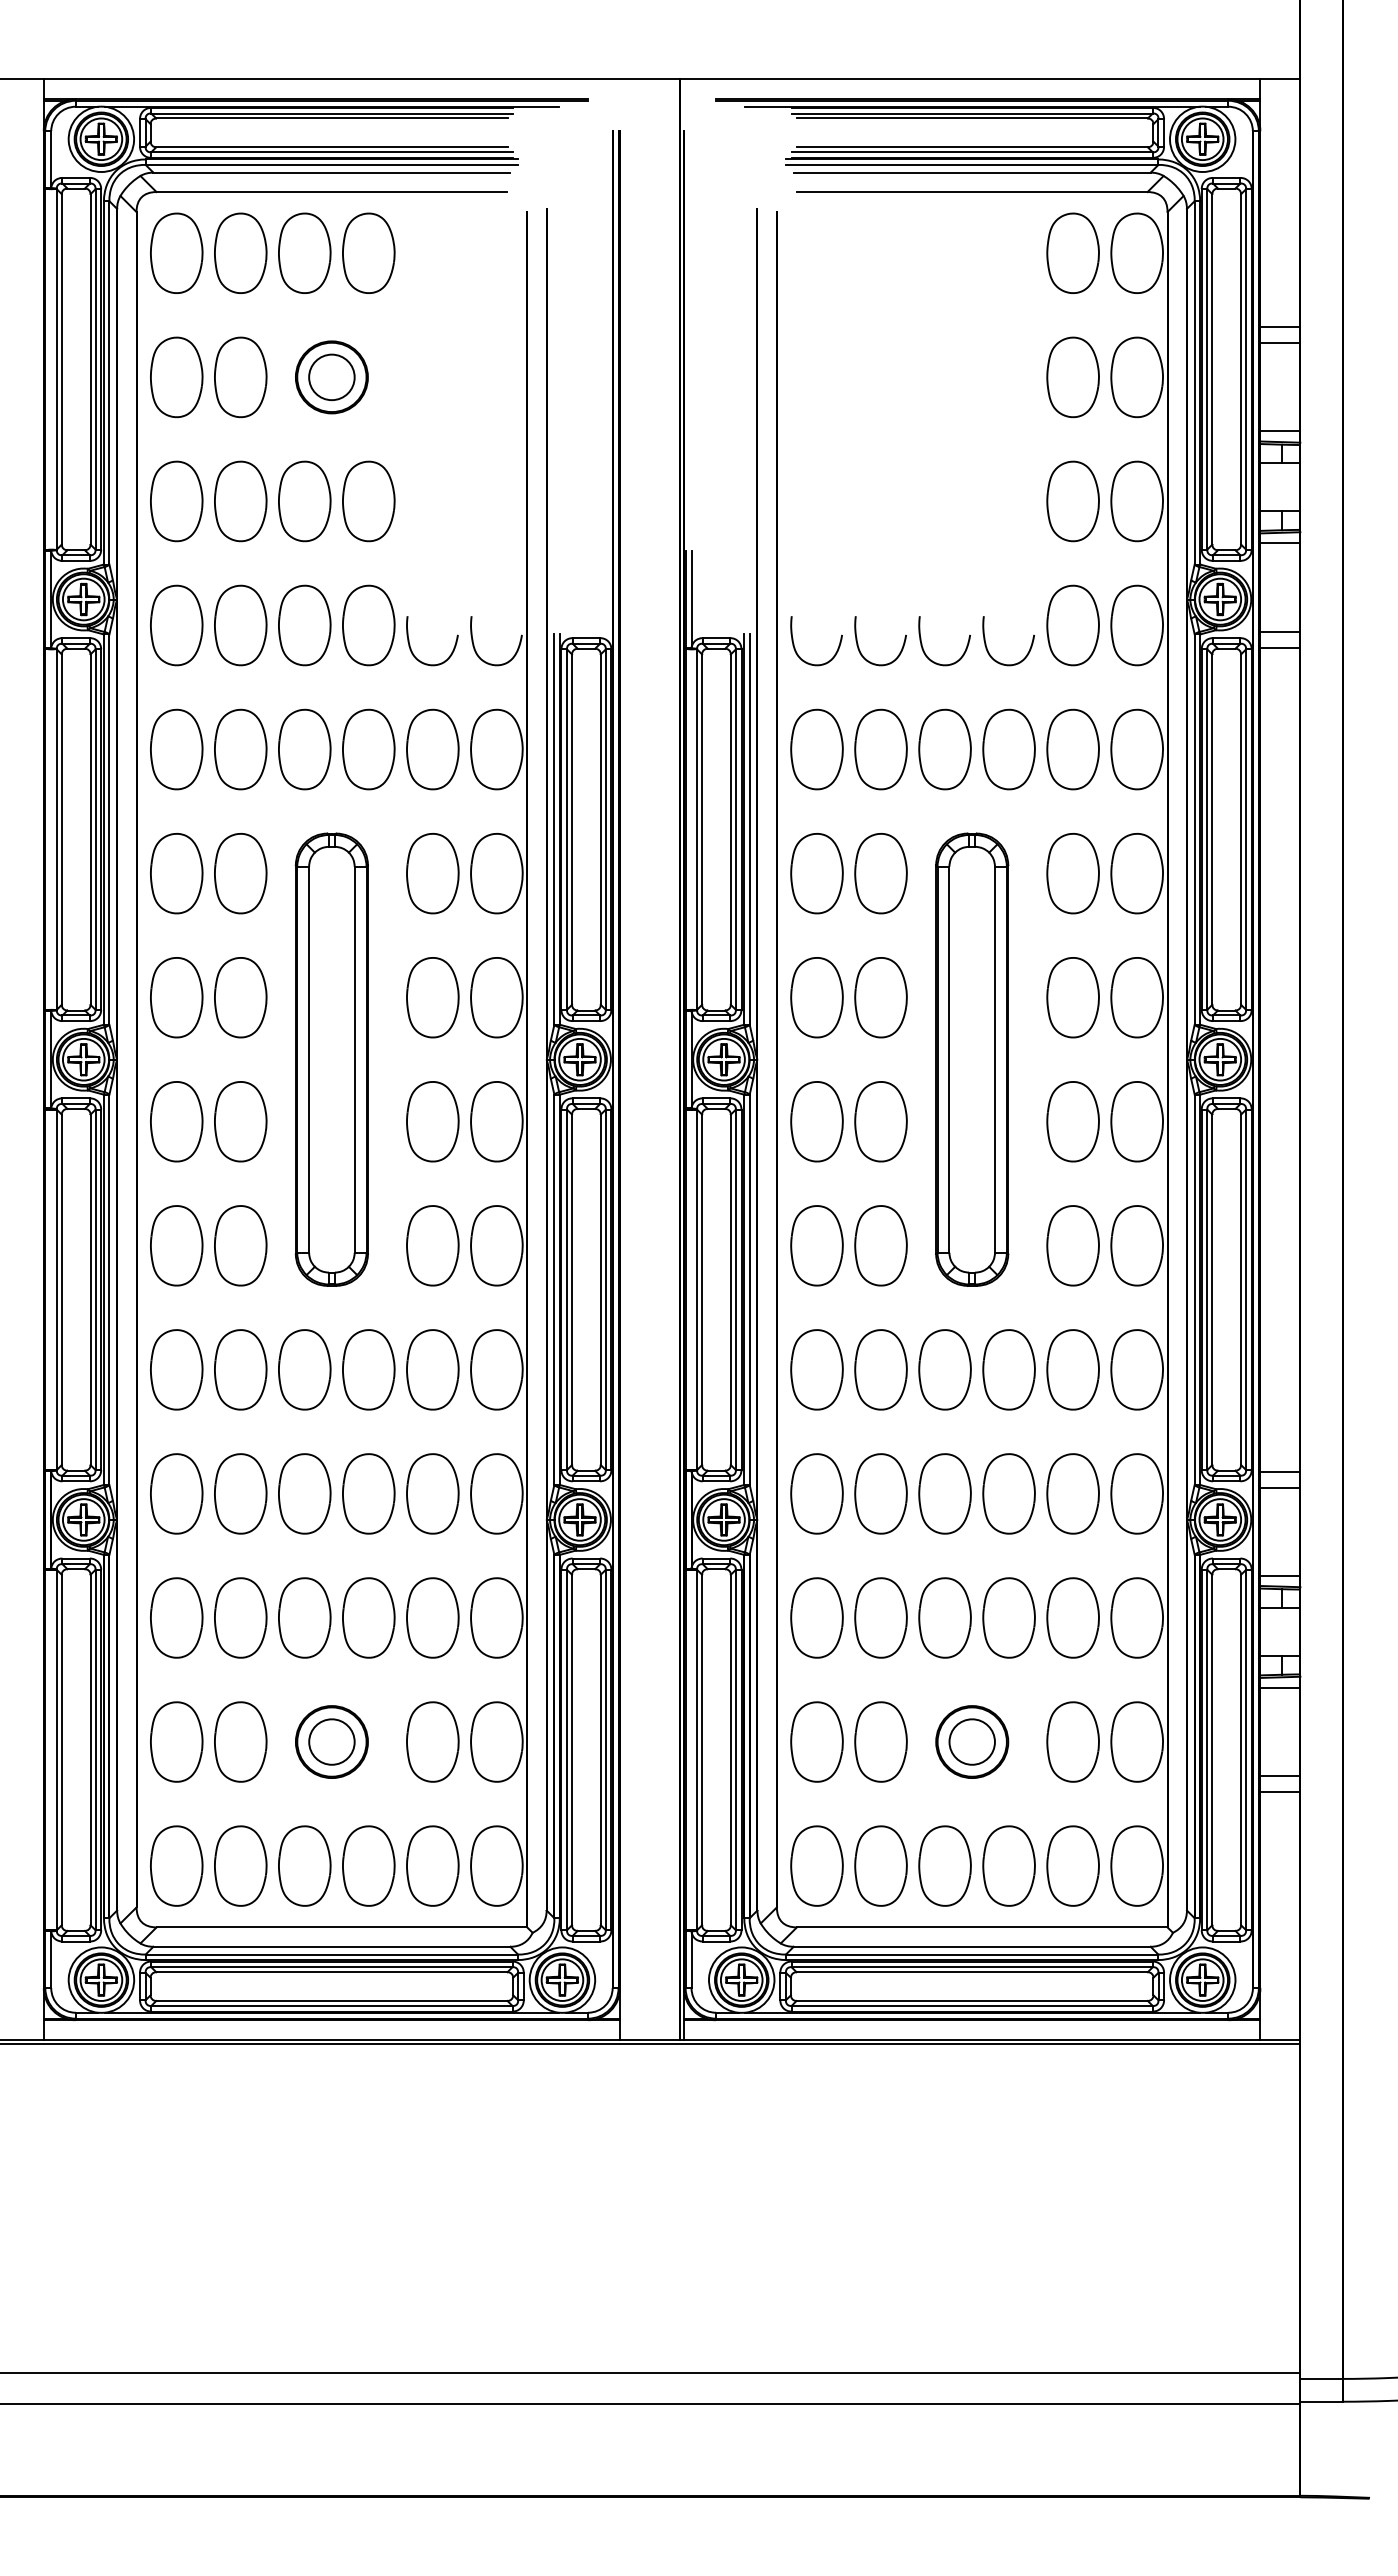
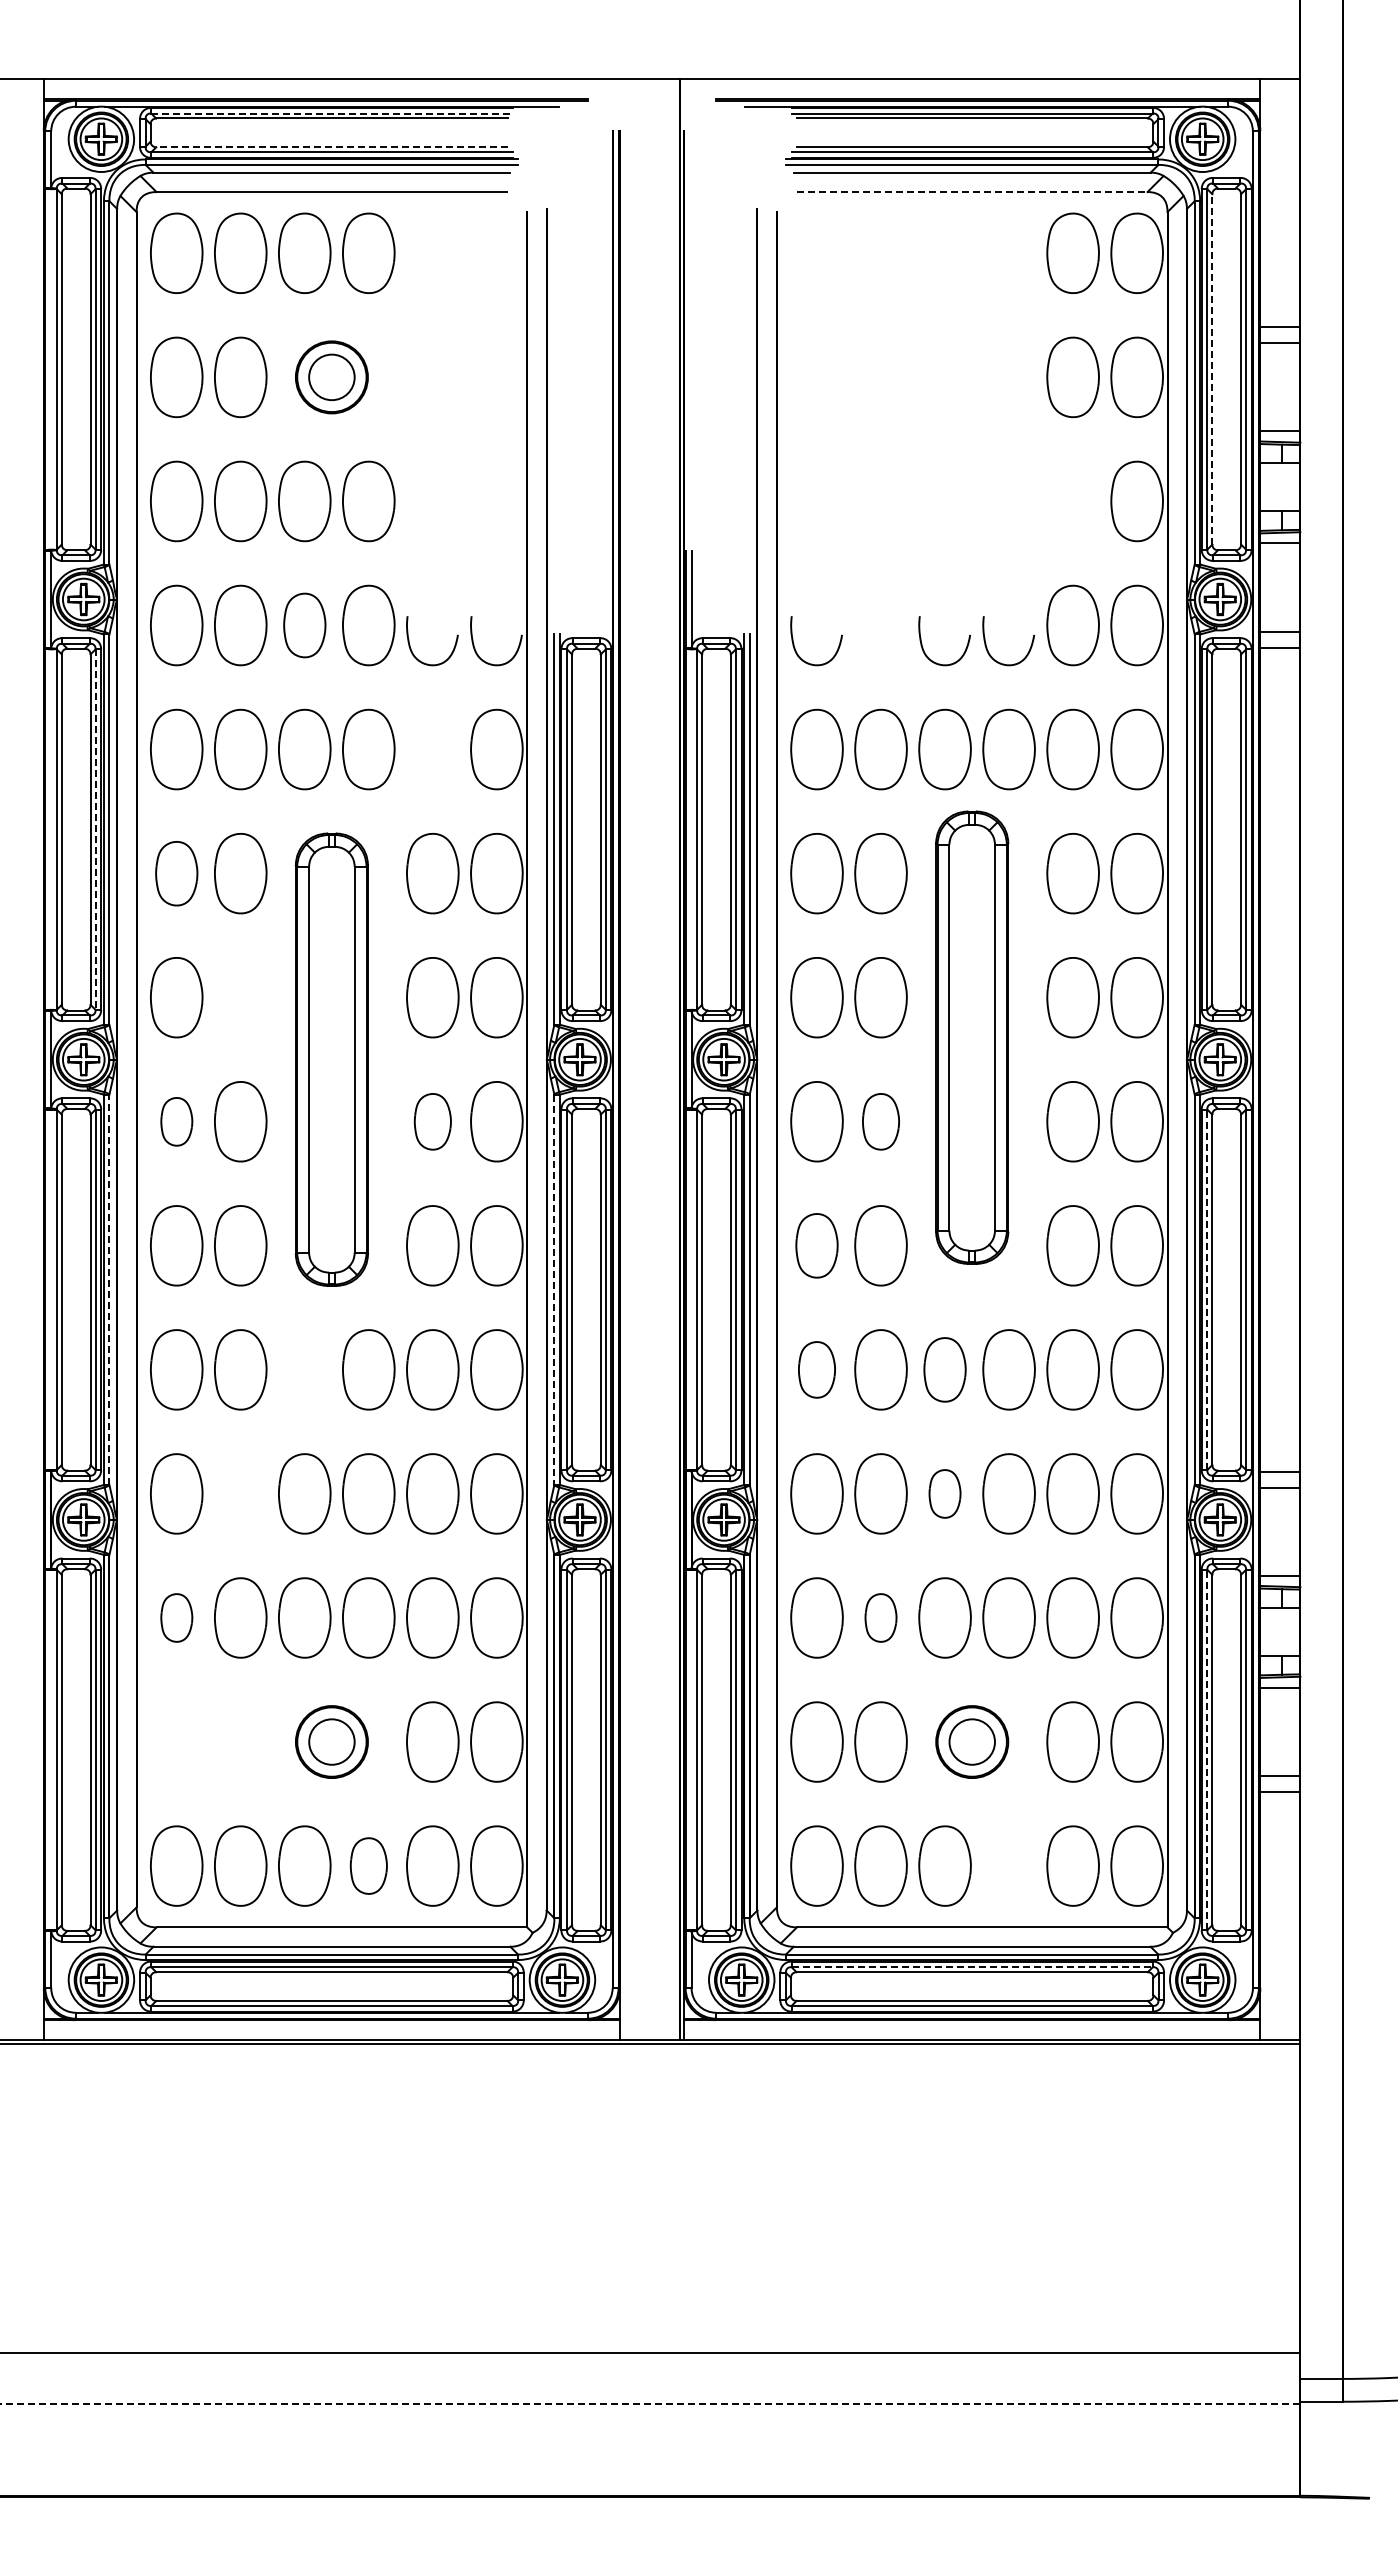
line: solid -> dashed (331, 113)
line: solid -> dashed (331, 147)
line: solid -> dashed (972, 192)
line: solid -> dashed (1212, 368)
part: present -> none (1072, 501)
part size: 54x83 px -> 44x67 px (304, 625)
curve: present -> none (859, 647)
part: present -> none (432, 749)
line: solid -> dashed (95, 830)
part size: 54x82 px -> 44x66 px (176, 873)
part: present -> none (240, 997)
part position: (972, 1059) -> (972, 1037) (972, 1037)
part size: 54x82 px -> 34x50 px (176, 1121)
part size: 54x82 px -> 39x58 px (432, 1121)
part size: 54x82 px -> 38x58 px (880, 1121)
part size: 54x82 px -> 44x66 px (816, 1245)
line: solid -> dashed (109, 1289)
line: solid -> dashed (1207, 1289)
line: solid -> dashed (554, 1290)
part: present -> none (304, 1369)
part size: 54x82 px -> 38x58 px (816, 1369)
part size: 54x82 px -> 44x66 px (944, 1369)
part: present -> none (240, 1493)
part size: 54x82 px -> 34x50 px (944, 1493)
part size: 54x82 px -> 34x50 px (176, 1617)
part size: 54x82 px -> 34x50 px (880, 1617)
part: present -> none (176, 1741)
part: present -> none (240, 1741)
line: solid -> dashed (1207, 1749)
part size: 54x82 px -> 39x58 px (368, 1865)
part: present -> none (1008, 1865)
line: solid -> dashed (972, 1967)
line position: (651, 2373) -> (651, 2353) (651, 2353)
line: solid -> dashed (650, 2403)
